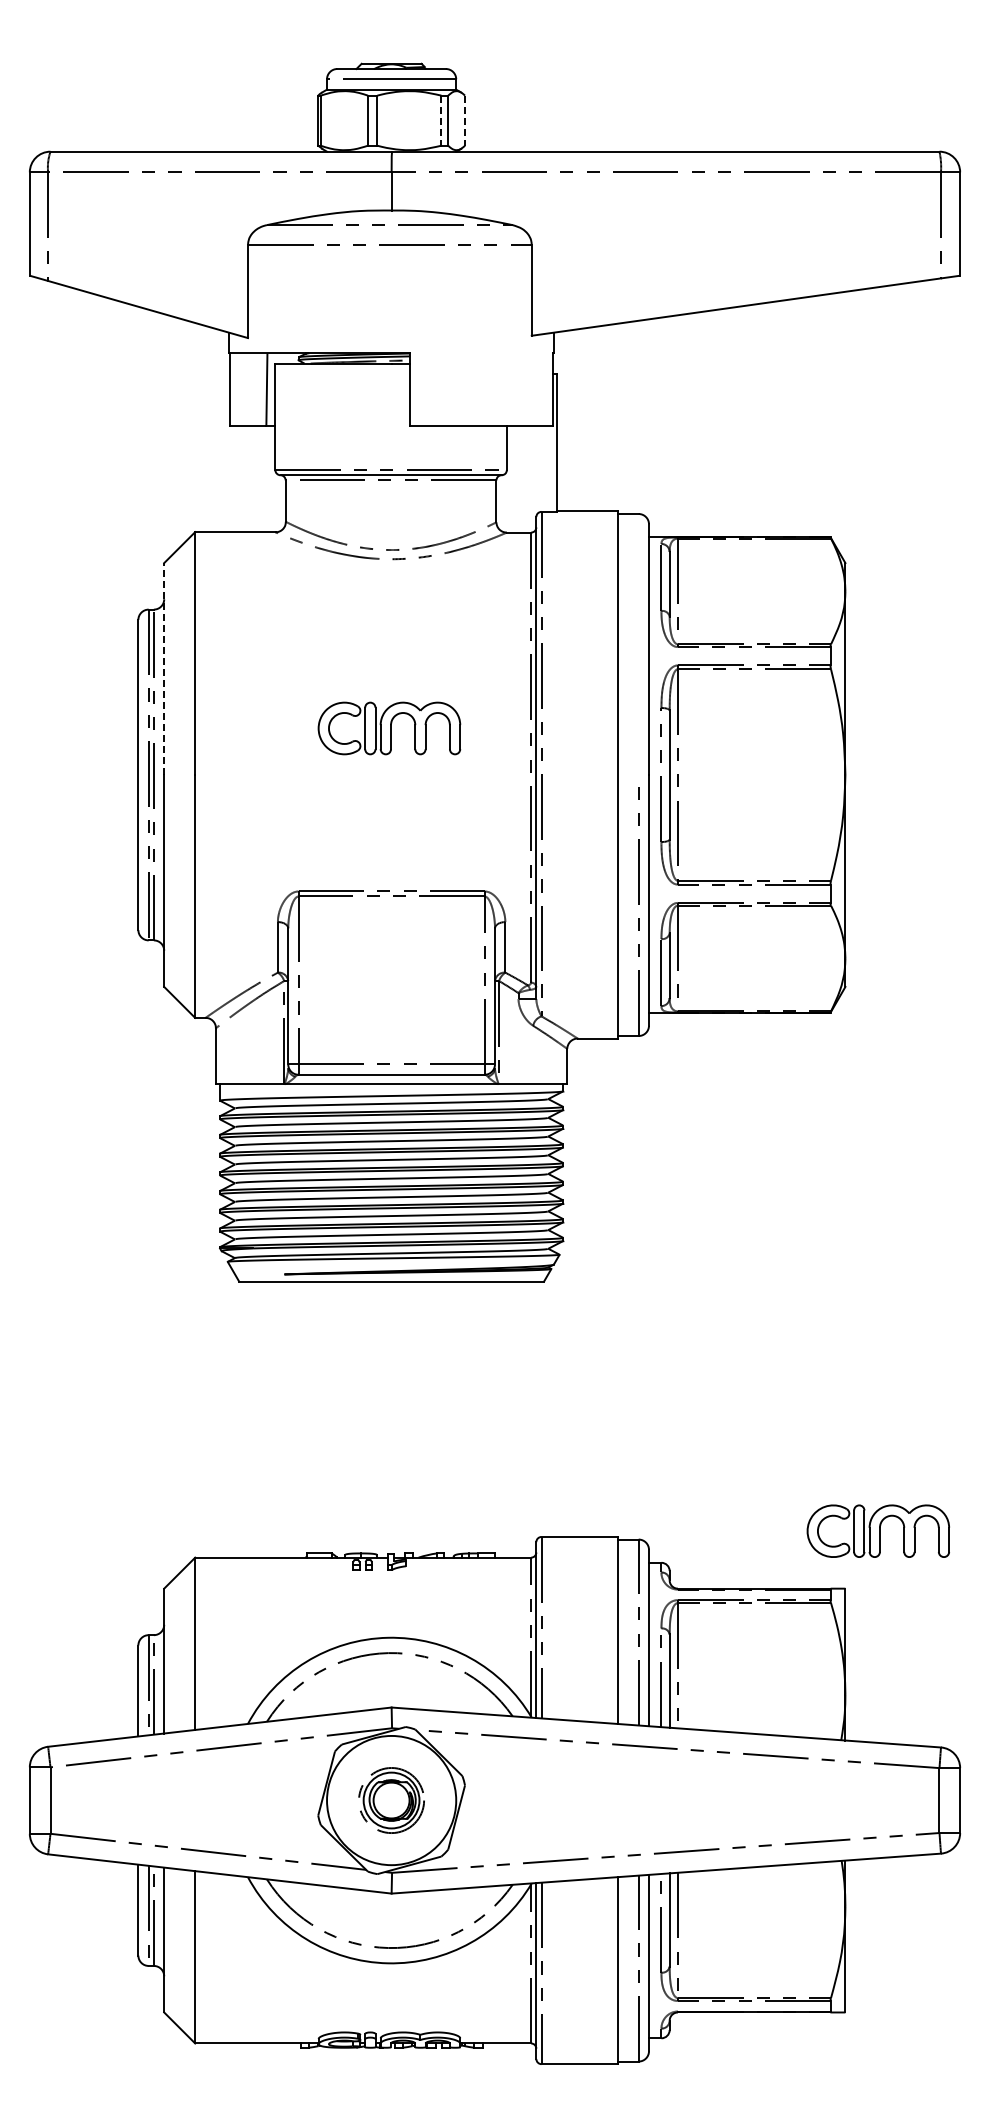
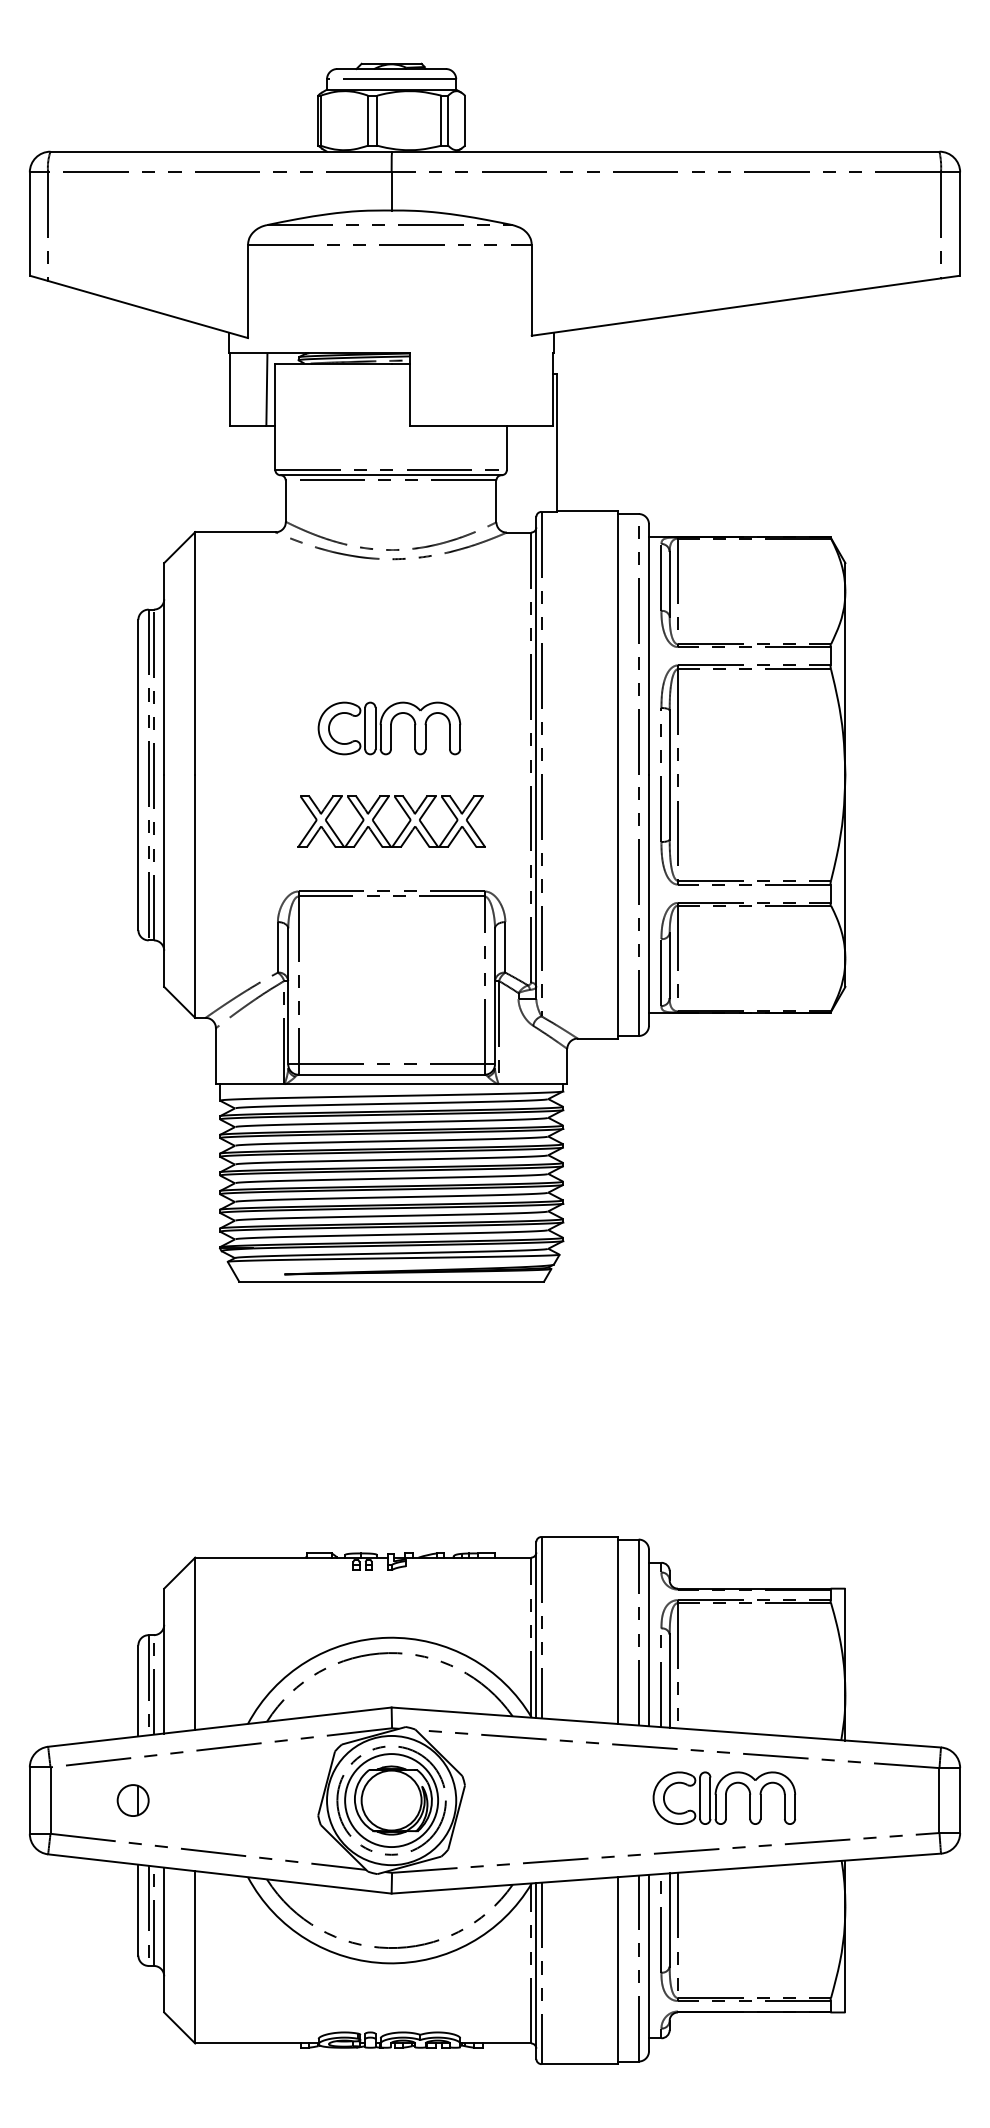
line: dashed -> solid (441, 121)
line: dashed -> solid (465, 121)
line: none -> present (638, 643)
line: dashed -> solid (164, 669)
part: none -> present (380, 829)
part position: (877, 1530) -> (723, 1797) (723, 1797)
part: none -> present (132, 1800)
part size: 67x67 px -> 111x111 px (391, 1800)
